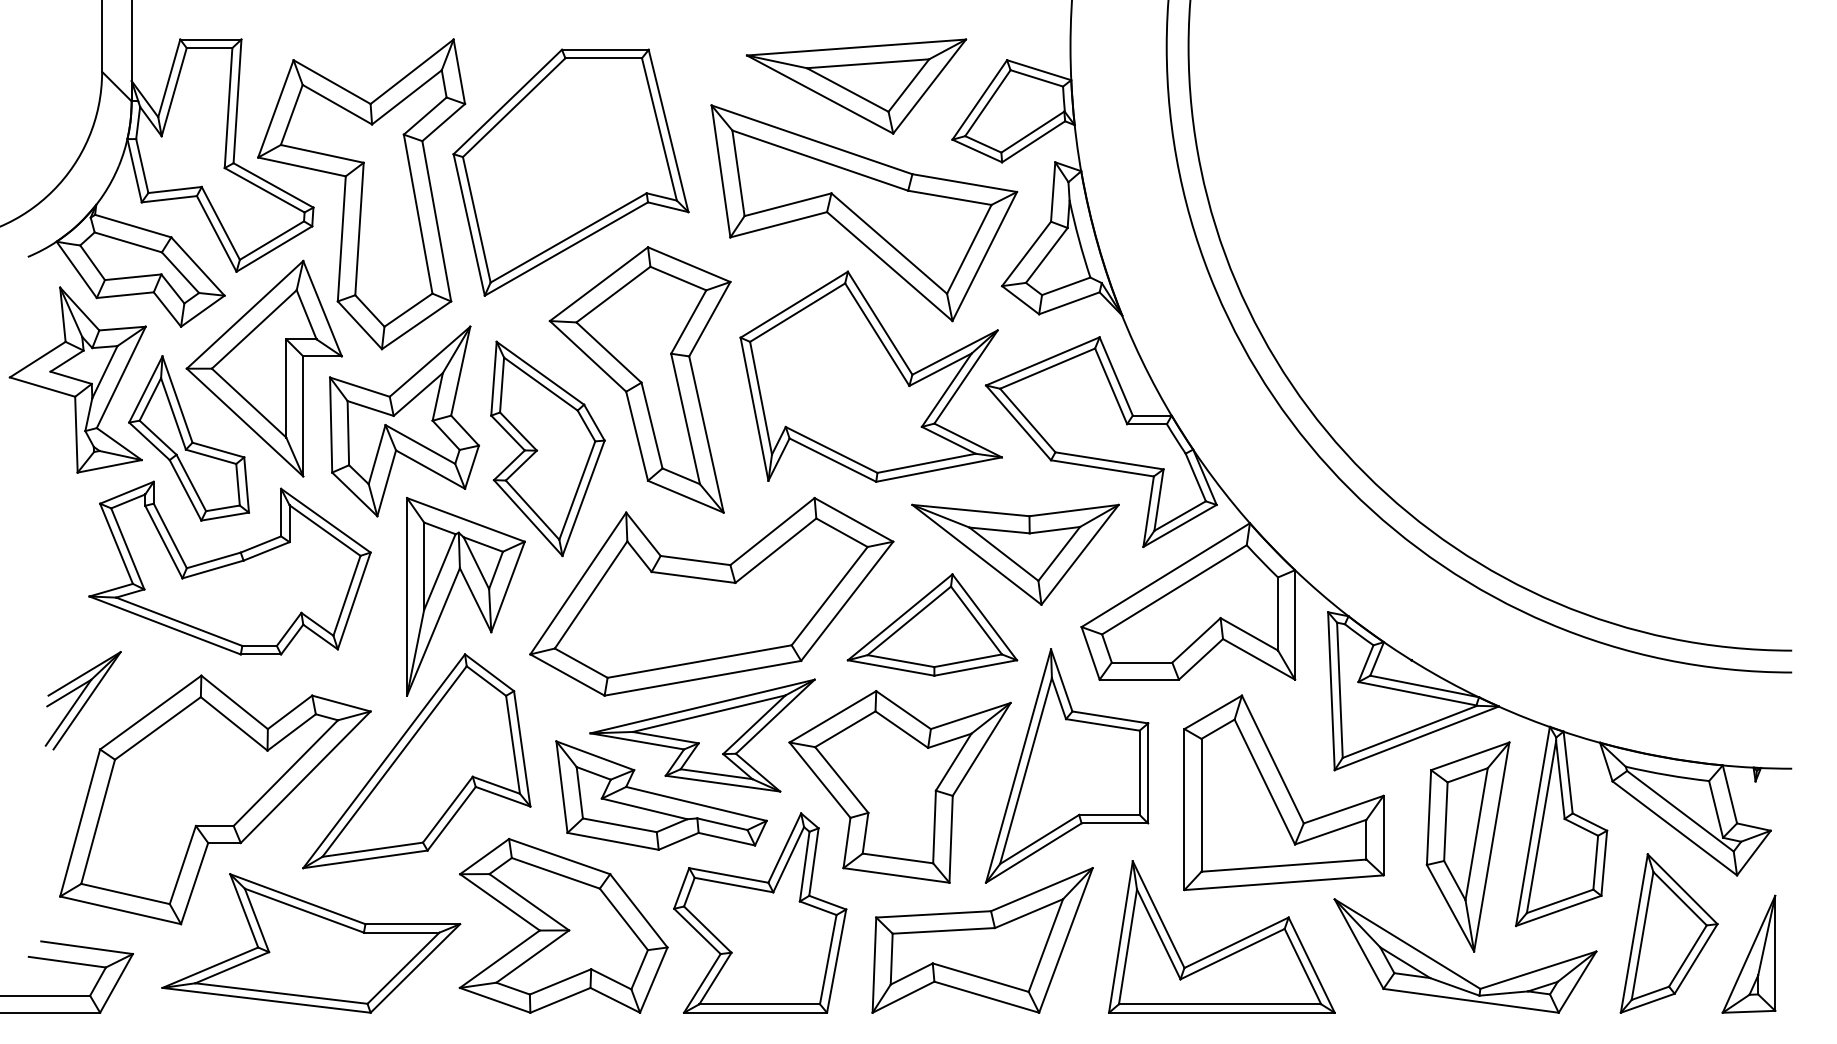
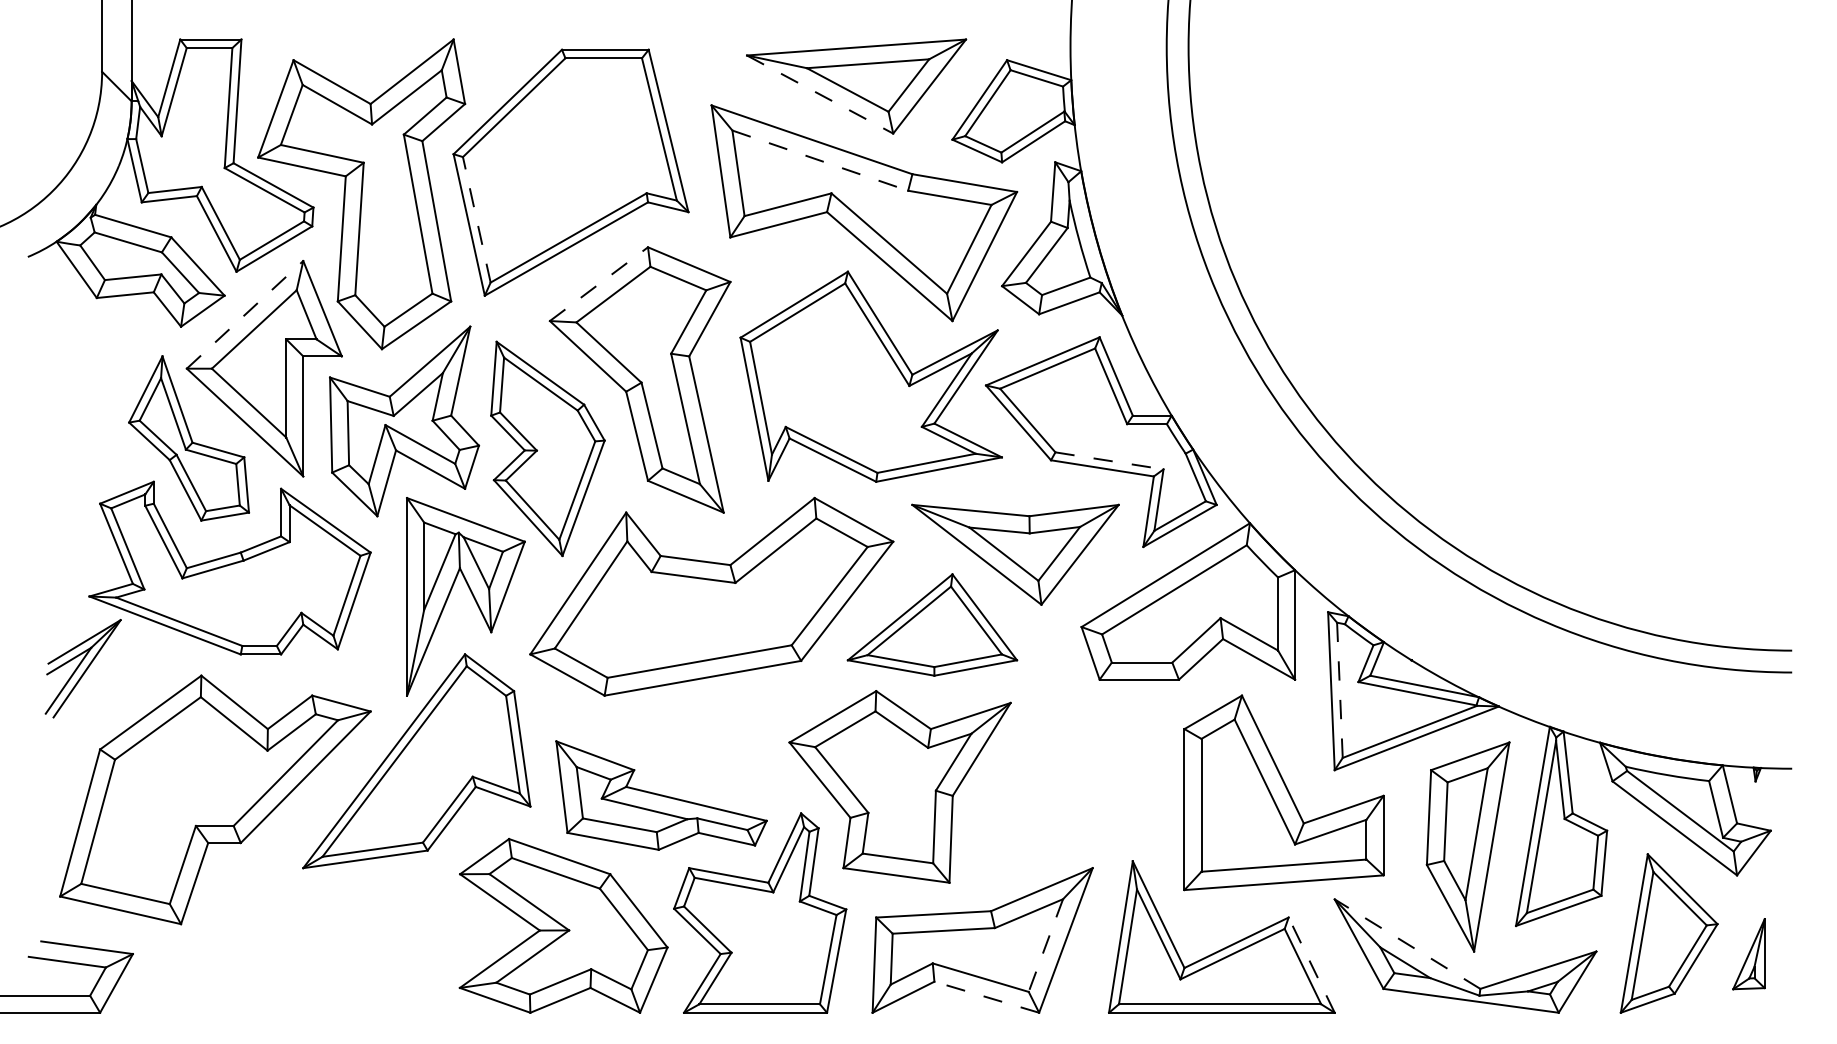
line: solid -> dashed (820, 94)
line: solid -> dashed (820, 160)
line: solid -> dashed (476, 219)
line: solid -> dashed (599, 283)
line: solid -> dashed (245, 314)
part: present -> none (77, 379)
line: solid -> dashed (1109, 460)
line: solid -> dashed (1339, 690)
part position: (82, 700) -> (82, 668) (82, 668)
part: present -> none (702, 735)
part: present -> none (1066, 765)
part: present -> none (311, 943)
line: solid -> dashed (1407, 943)
line: solid -> dashed (1045, 946)
part size: 56x120 px -> 34x73 px (1748, 954)
line: solid -> dashed (1311, 965)
line: solid -> dashed (986, 997)
